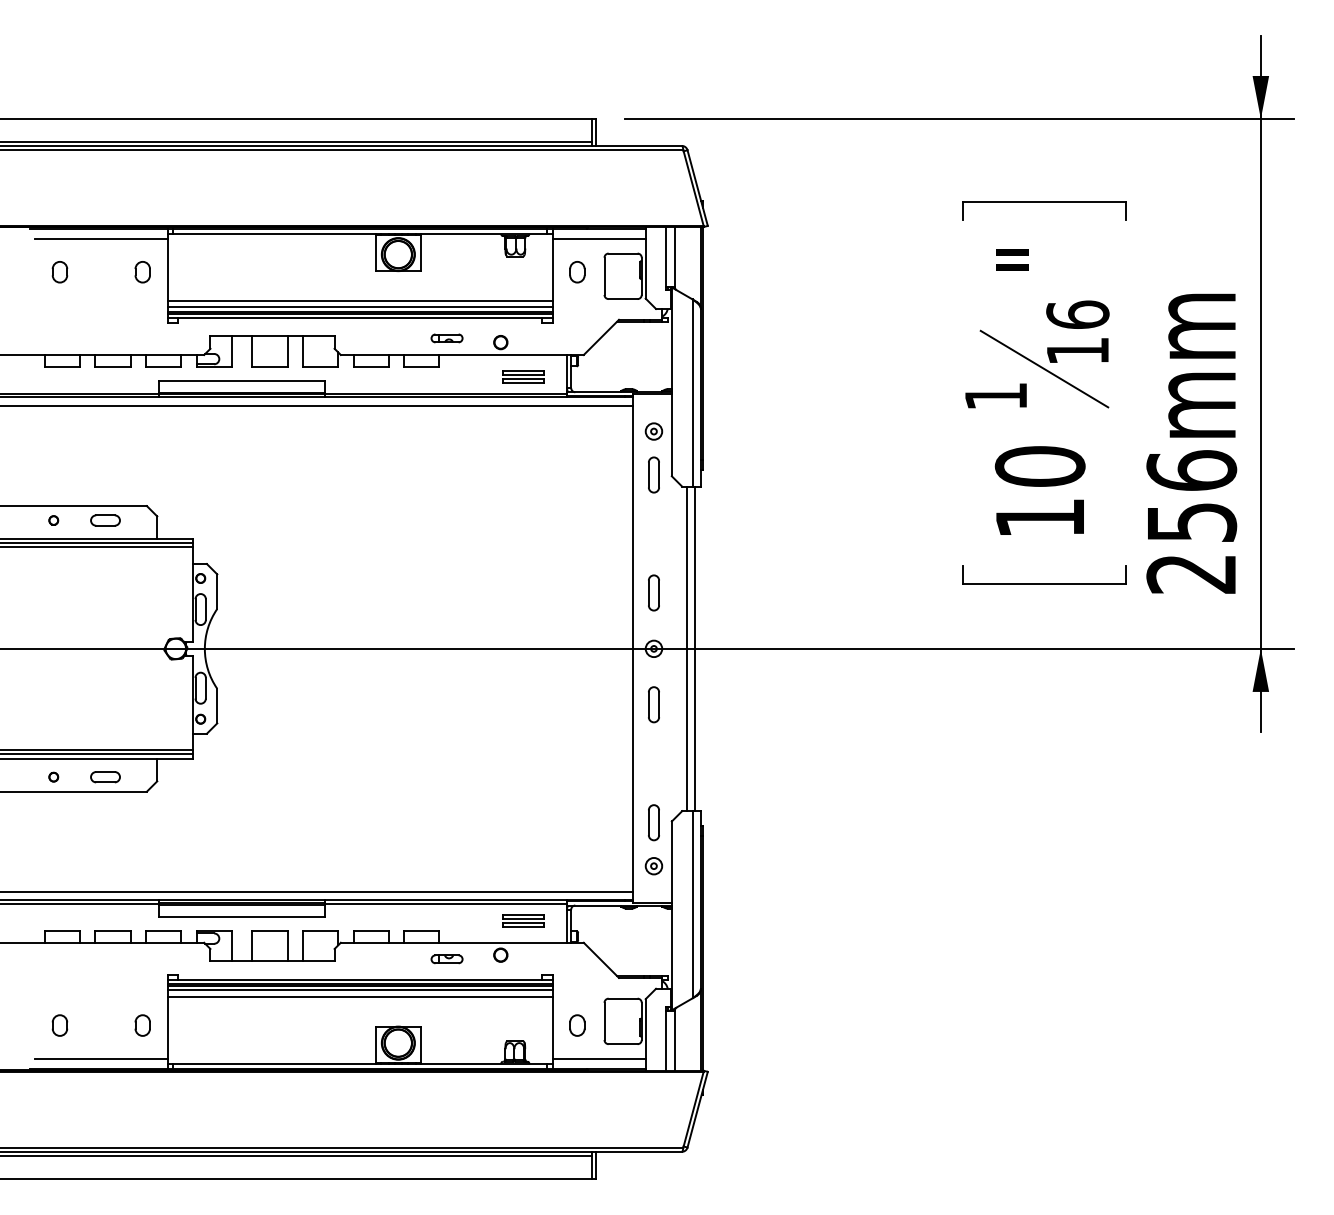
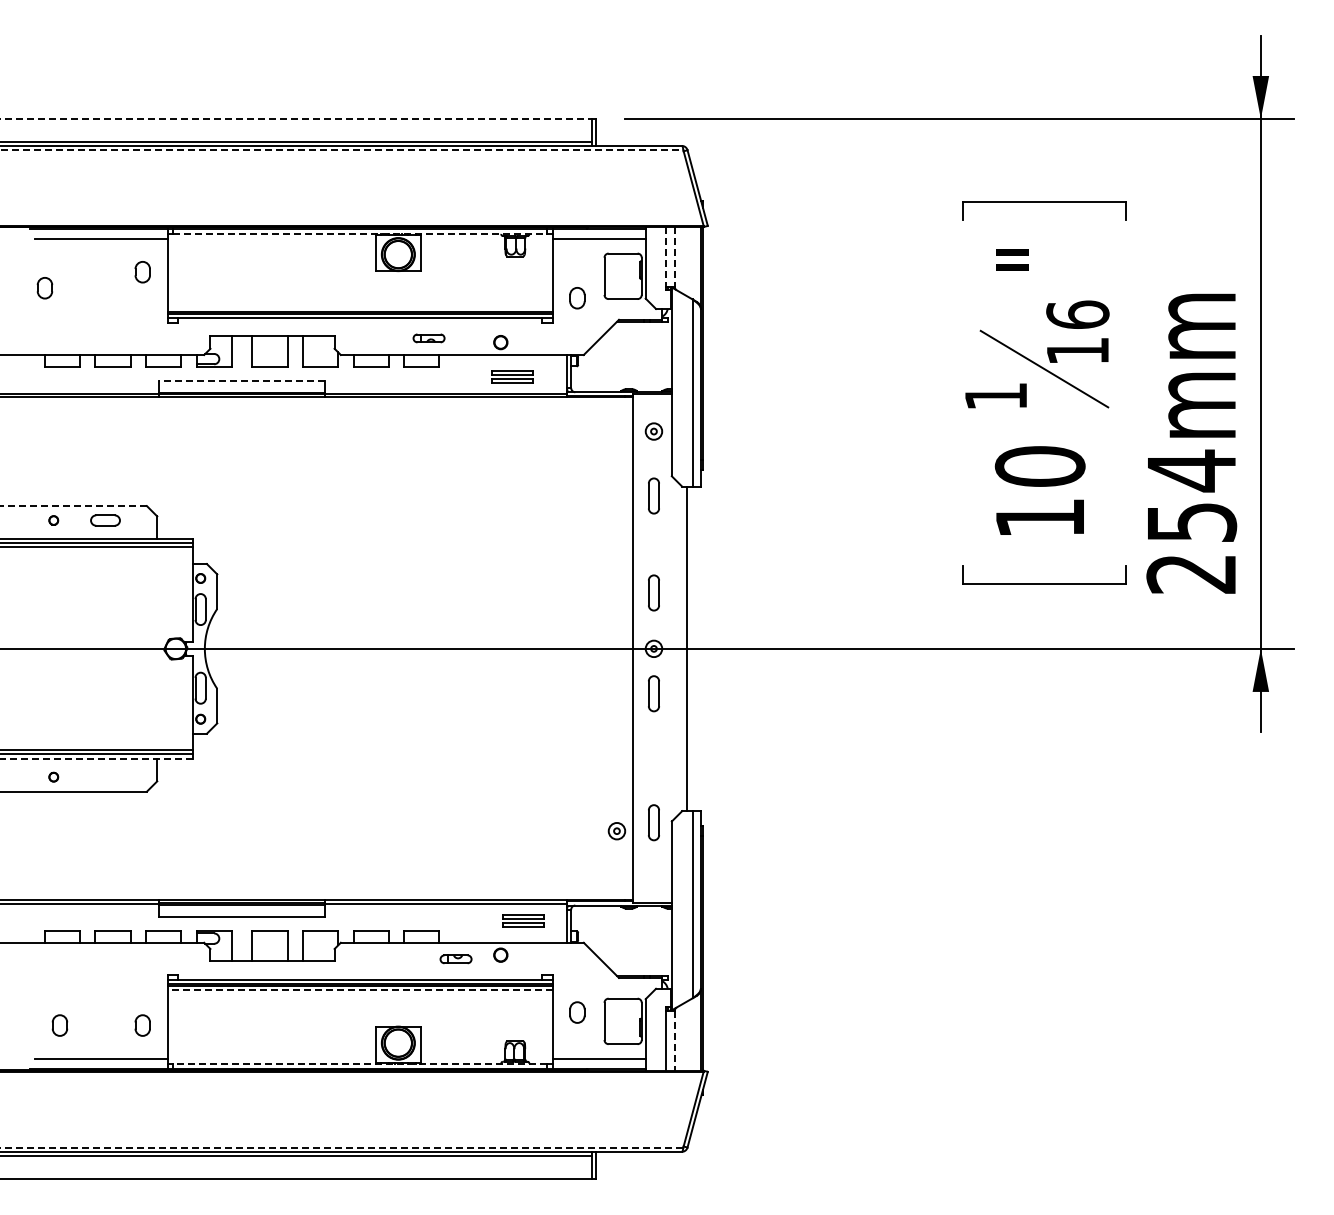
line: solid -> dashed (295, 119)
line: solid -> dashed (342, 150)
line: solid -> dashed (360, 233)
line: solid -> dashed (666, 256)
line: solid -> dashed (674, 256)
part position: (59, 272) -> (44, 288) (44, 288)
part position: (577, 272) -> (577, 298) (577, 298)
line: present -> none (359, 301)
line: present -> none (359, 307)
part position: (446, 338) -> (428, 338) (428, 338)
part position: (523, 376) -> (512, 376) (512, 376)
line: solid -> dashed (242, 380)
line: present -> none (317, 405)
text: 256mm -> 254mm (1191, 470)
part position: (653, 474) -> (653, 495) (653, 495)
line: solid -> dashed (73, 506)
line: present -> none (695, 648)
part position: (653, 704) -> (653, 693) (653, 693)
line: solid -> dashed (96, 758)
part: present -> none (105, 777)
part position: (653, 866) -> (616, 831) (616, 831)
line: present -> none (317, 892)
part position: (446, 959) -> (455, 959) (455, 959)
line: solid -> dashed (359, 990)
line: present -> none (359, 996)
part position: (577, 1025) -> (577, 1012) (577, 1012)
line: solid -> dashed (674, 1040)
line: solid -> dashed (359, 1063)
line: solid -> dashed (341, 1147)
